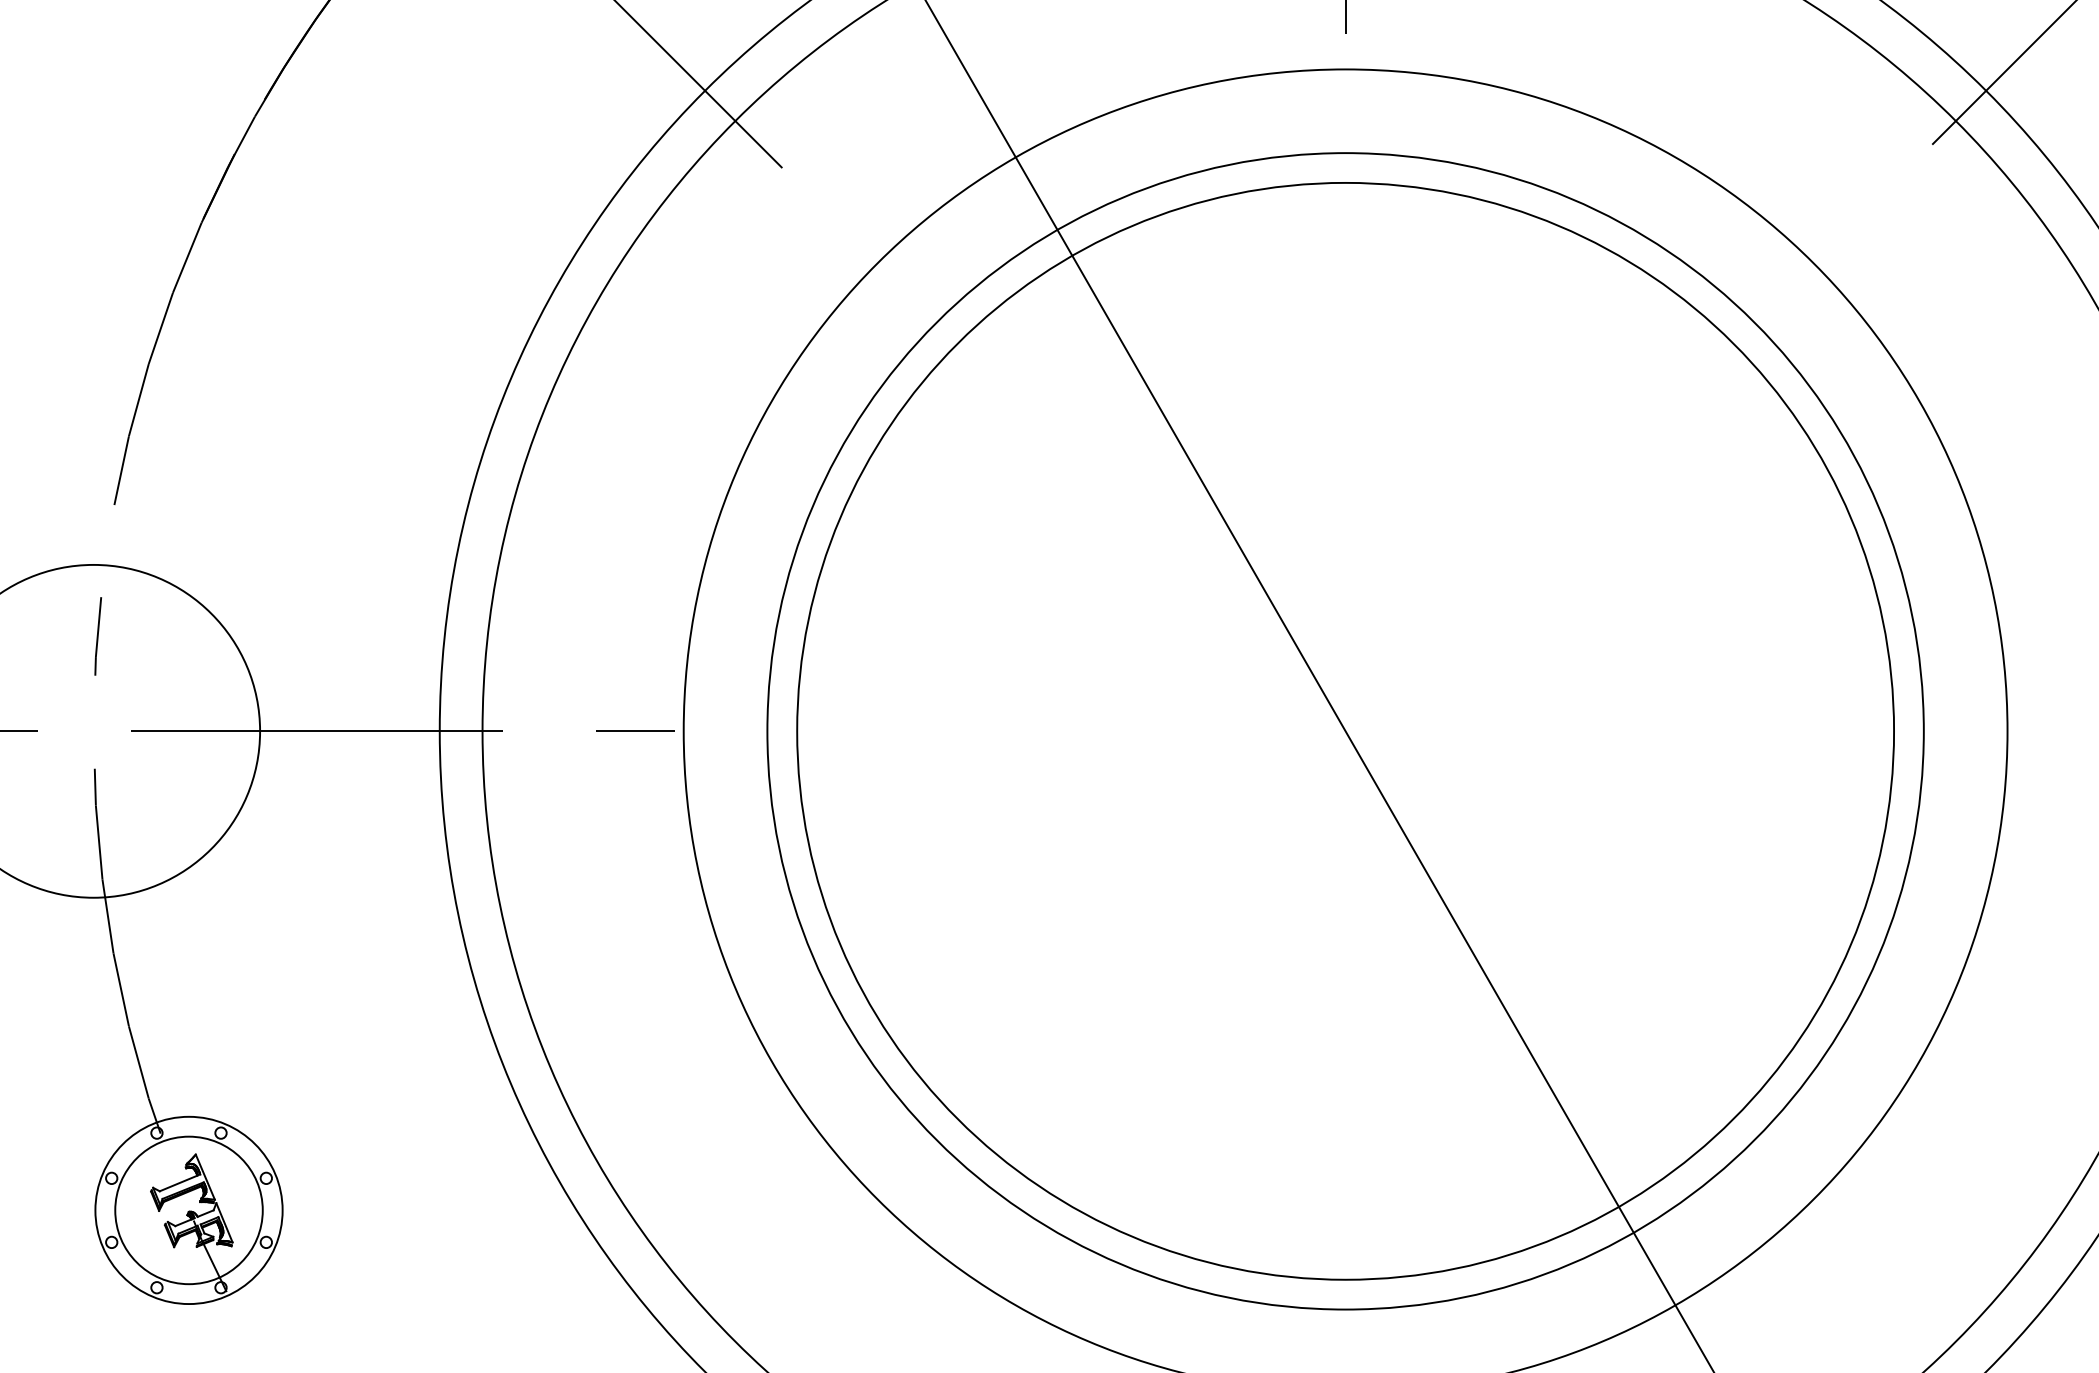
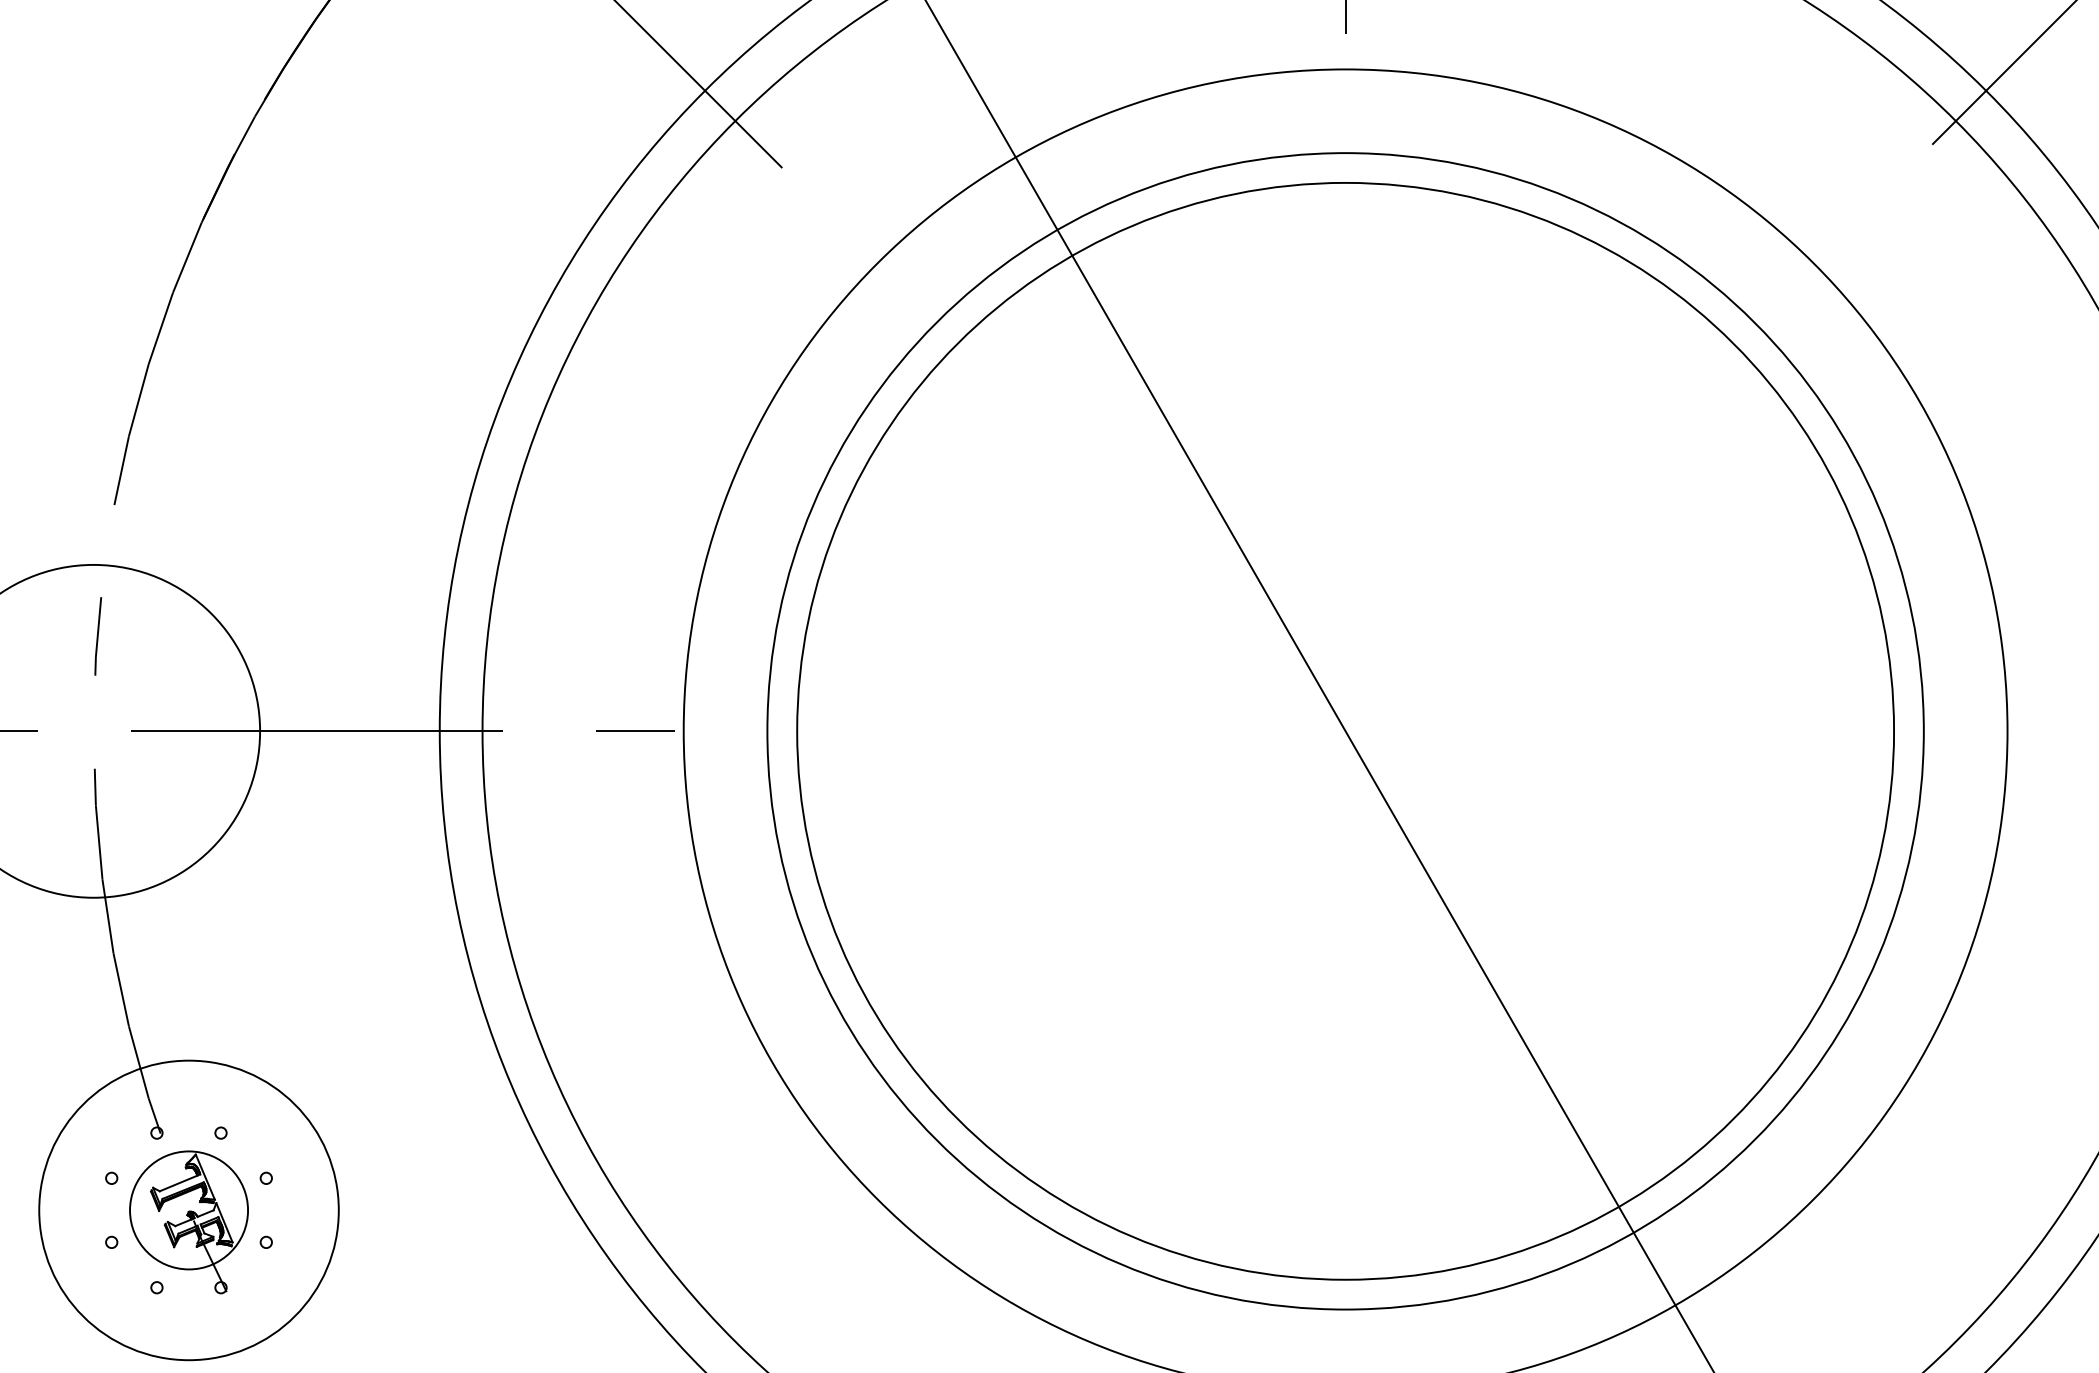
circle diameter: 148 px -> 118 px (189, 1210)
circle diameter: 187 px -> 300 px (188, 1210)
